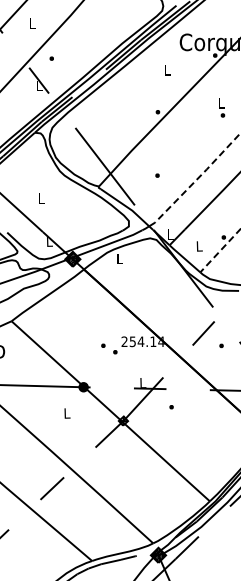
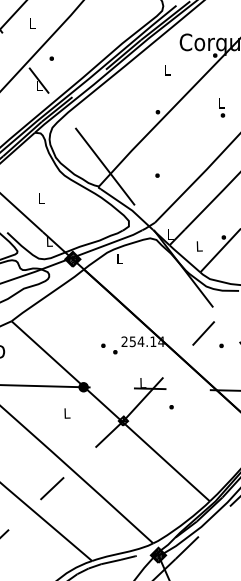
line: dashed -> solid (198, 177)
line: dashed -> solid (220, 251)
